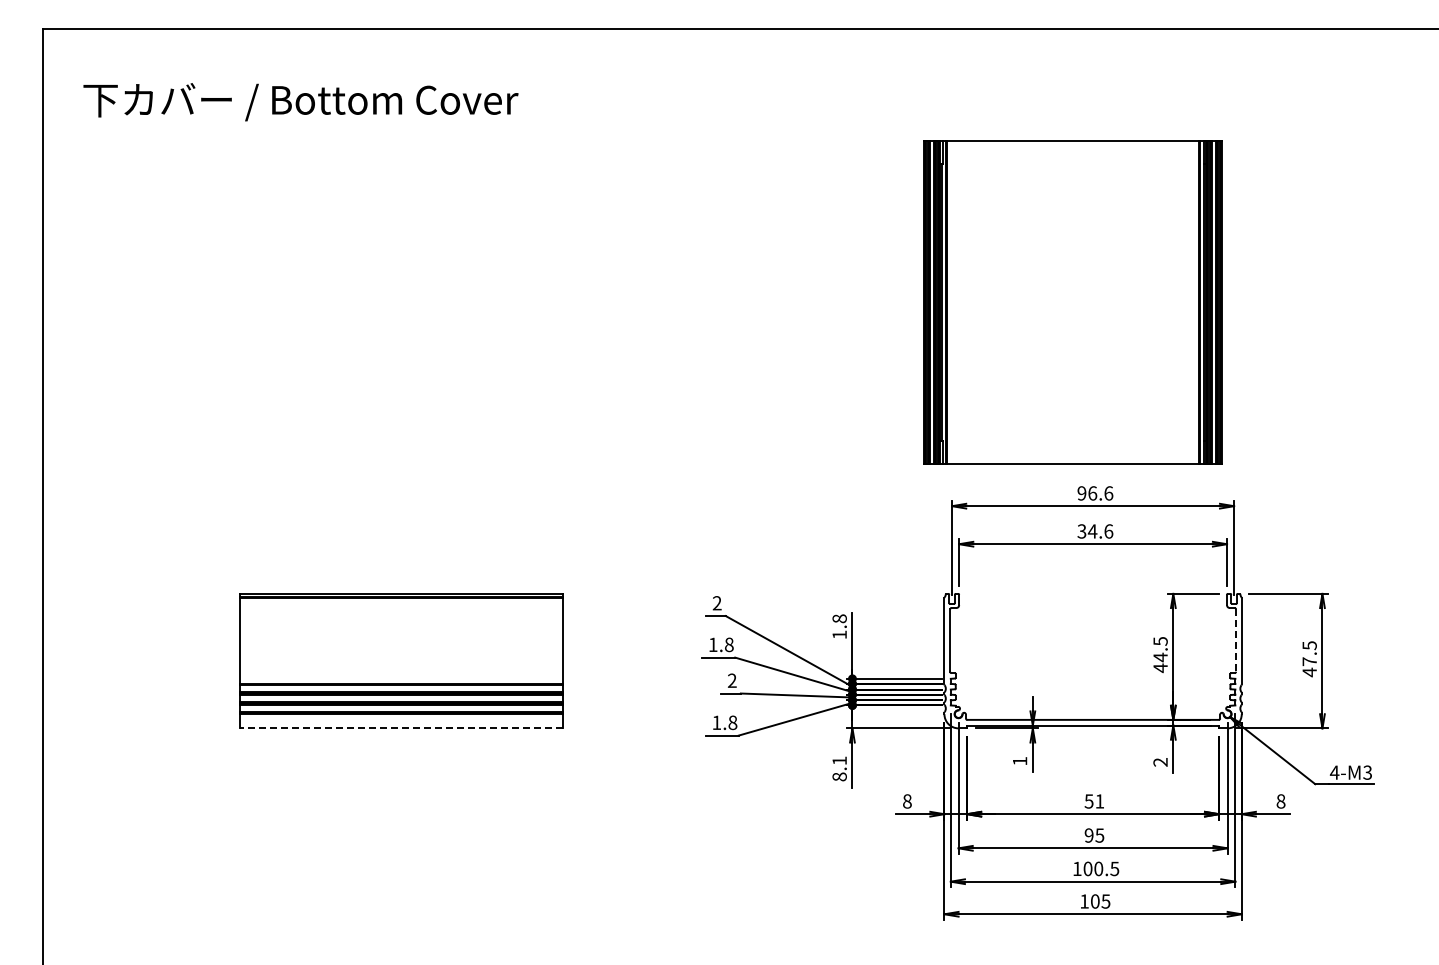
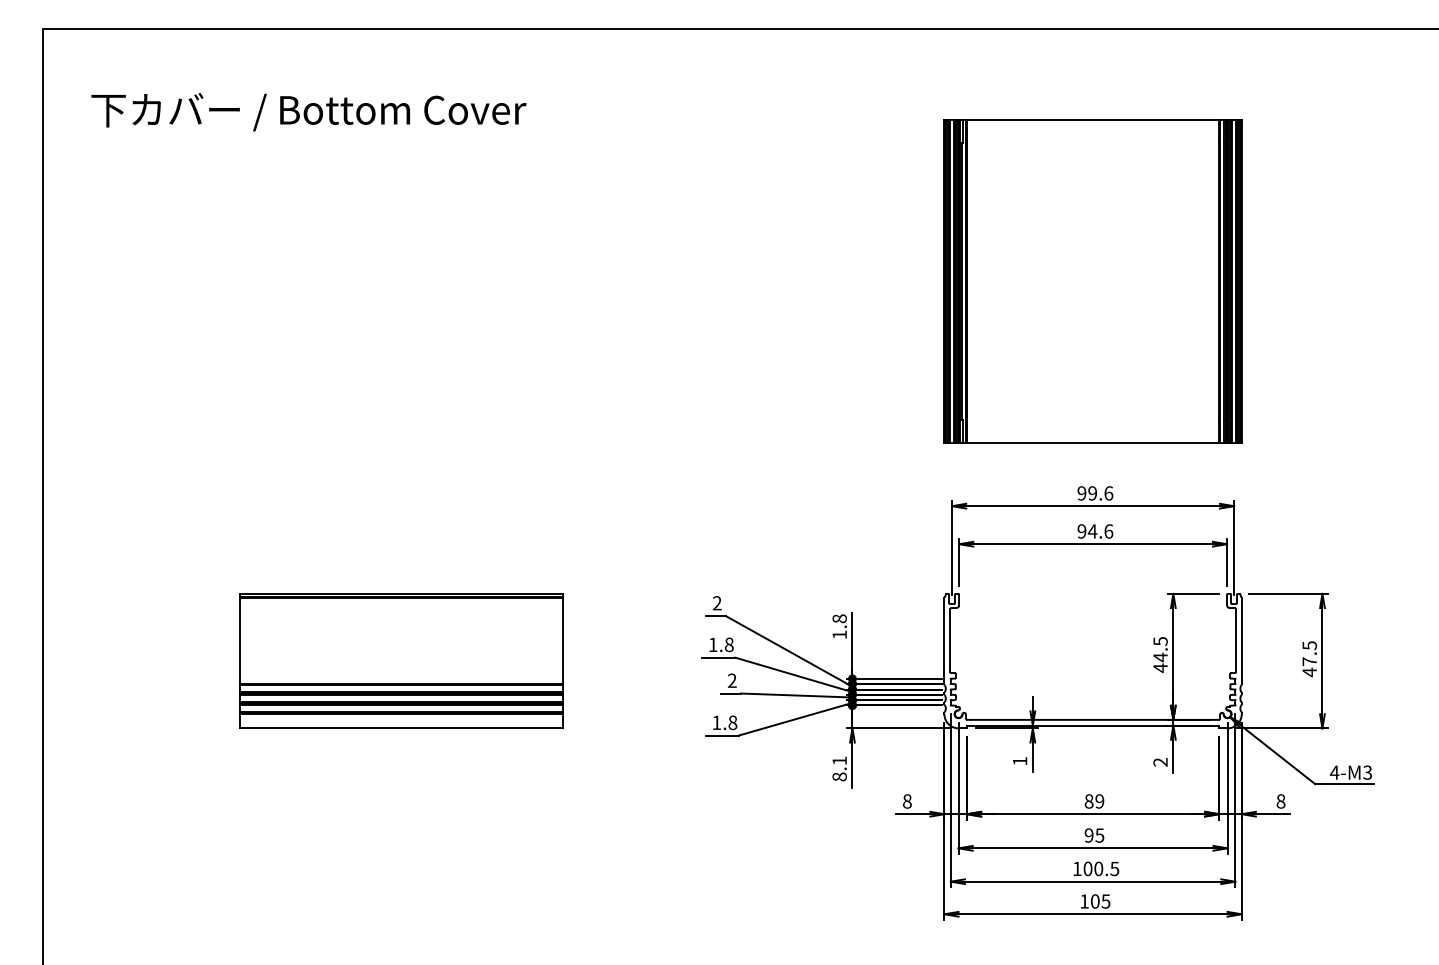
text position: (300, 102) -> (308, 112) (308, 112)
part position: (1072, 302) -> (1092, 281) (1092, 281)
text: 96.6 -> 99.6 (1092, 493)
text: 34.6 -> 94.6 (1081, 531)
line: dashed -> solid (1236, 641)
line: dashed -> solid (400, 728)
text: 51 -> 89 (1094, 801)
